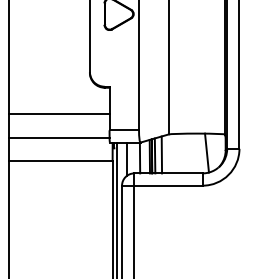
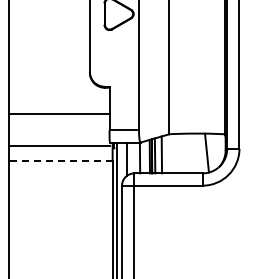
line position: (58, 137) -> (58, 145) (58, 145)
line: solid -> dashed (60, 161)
